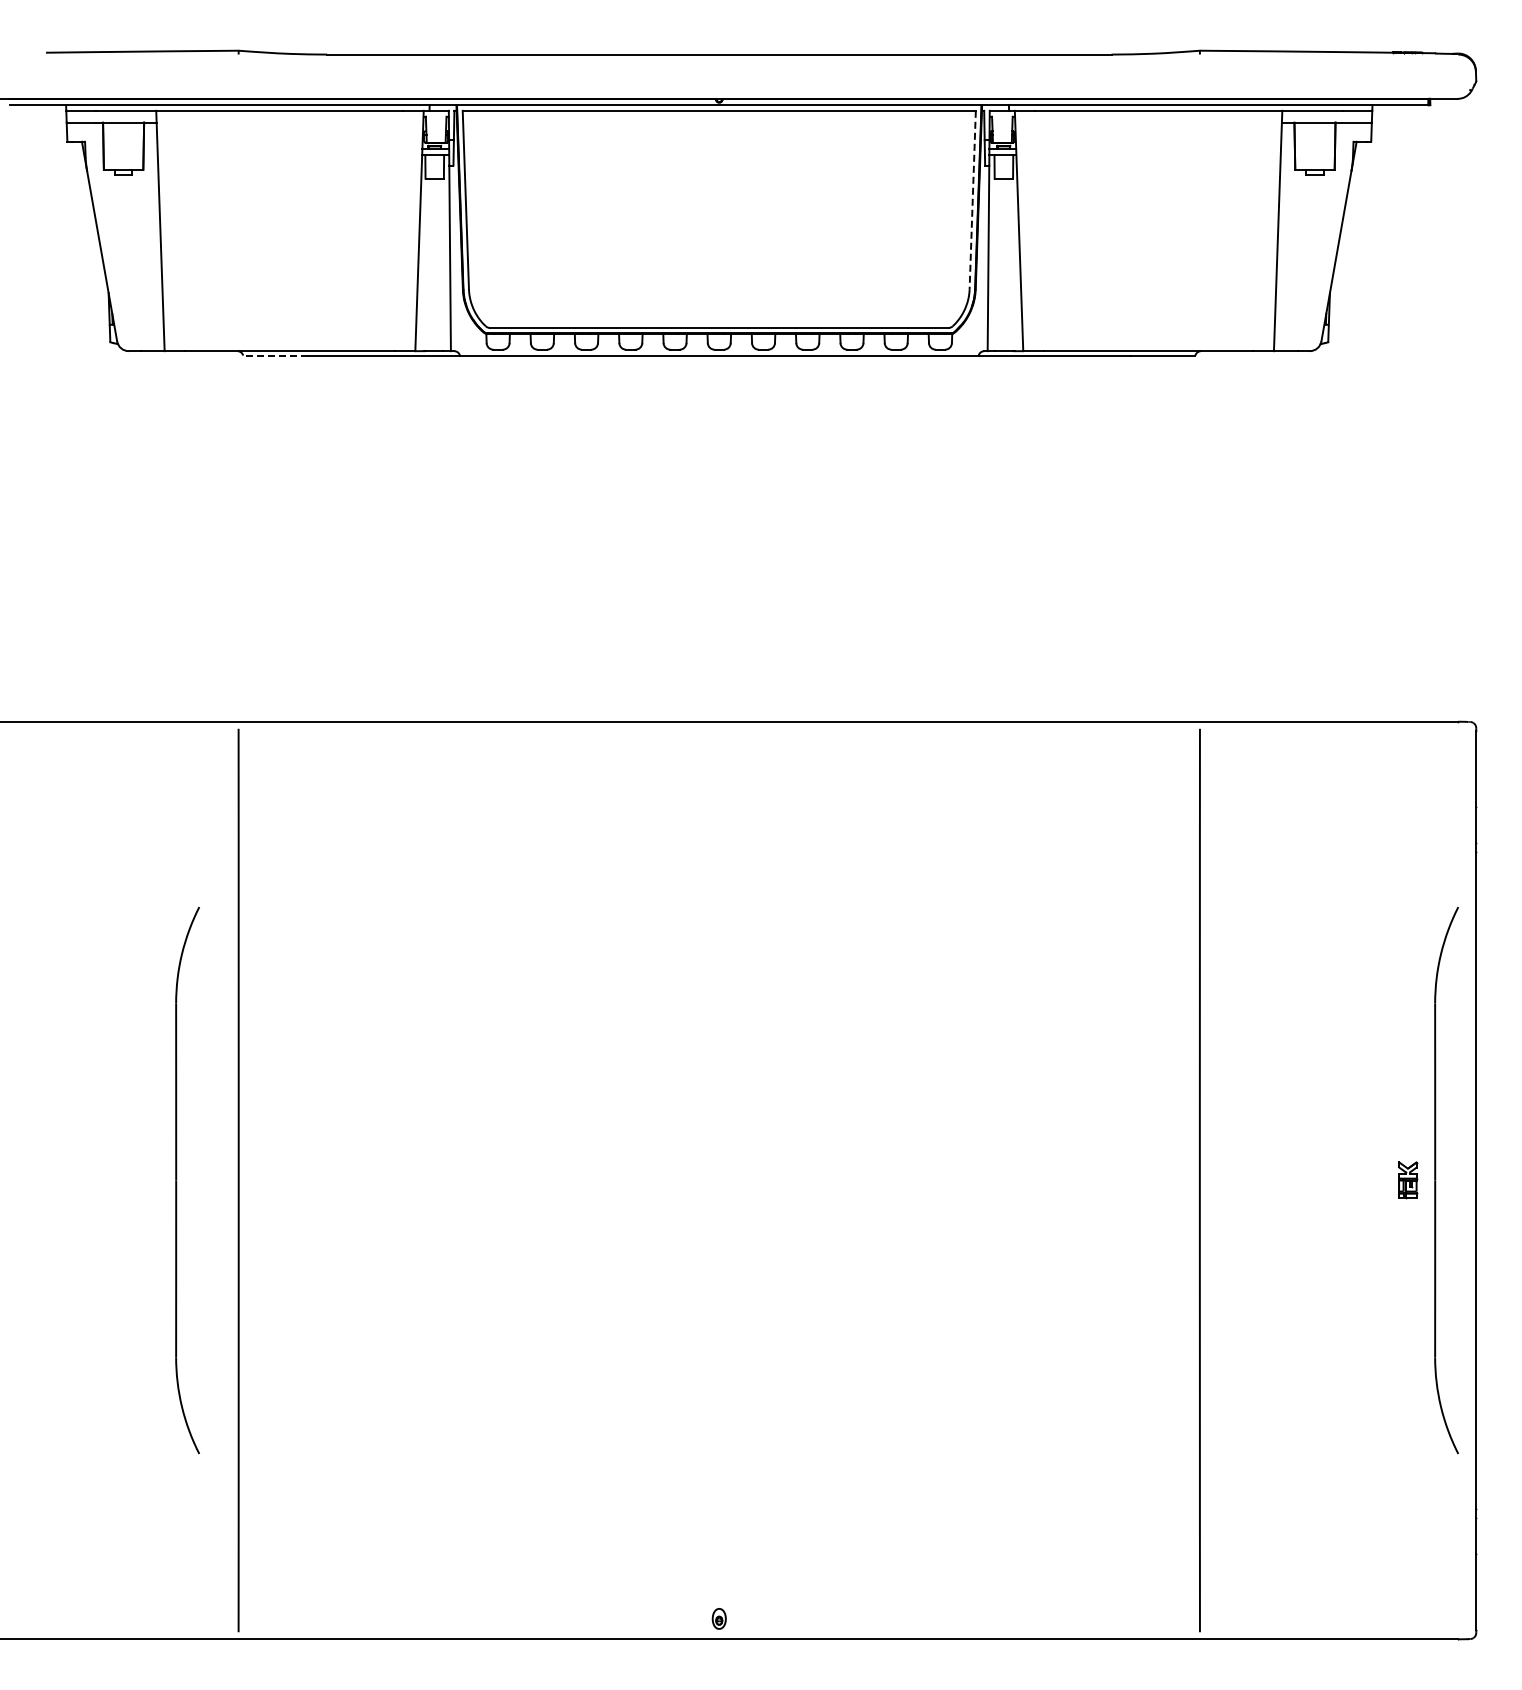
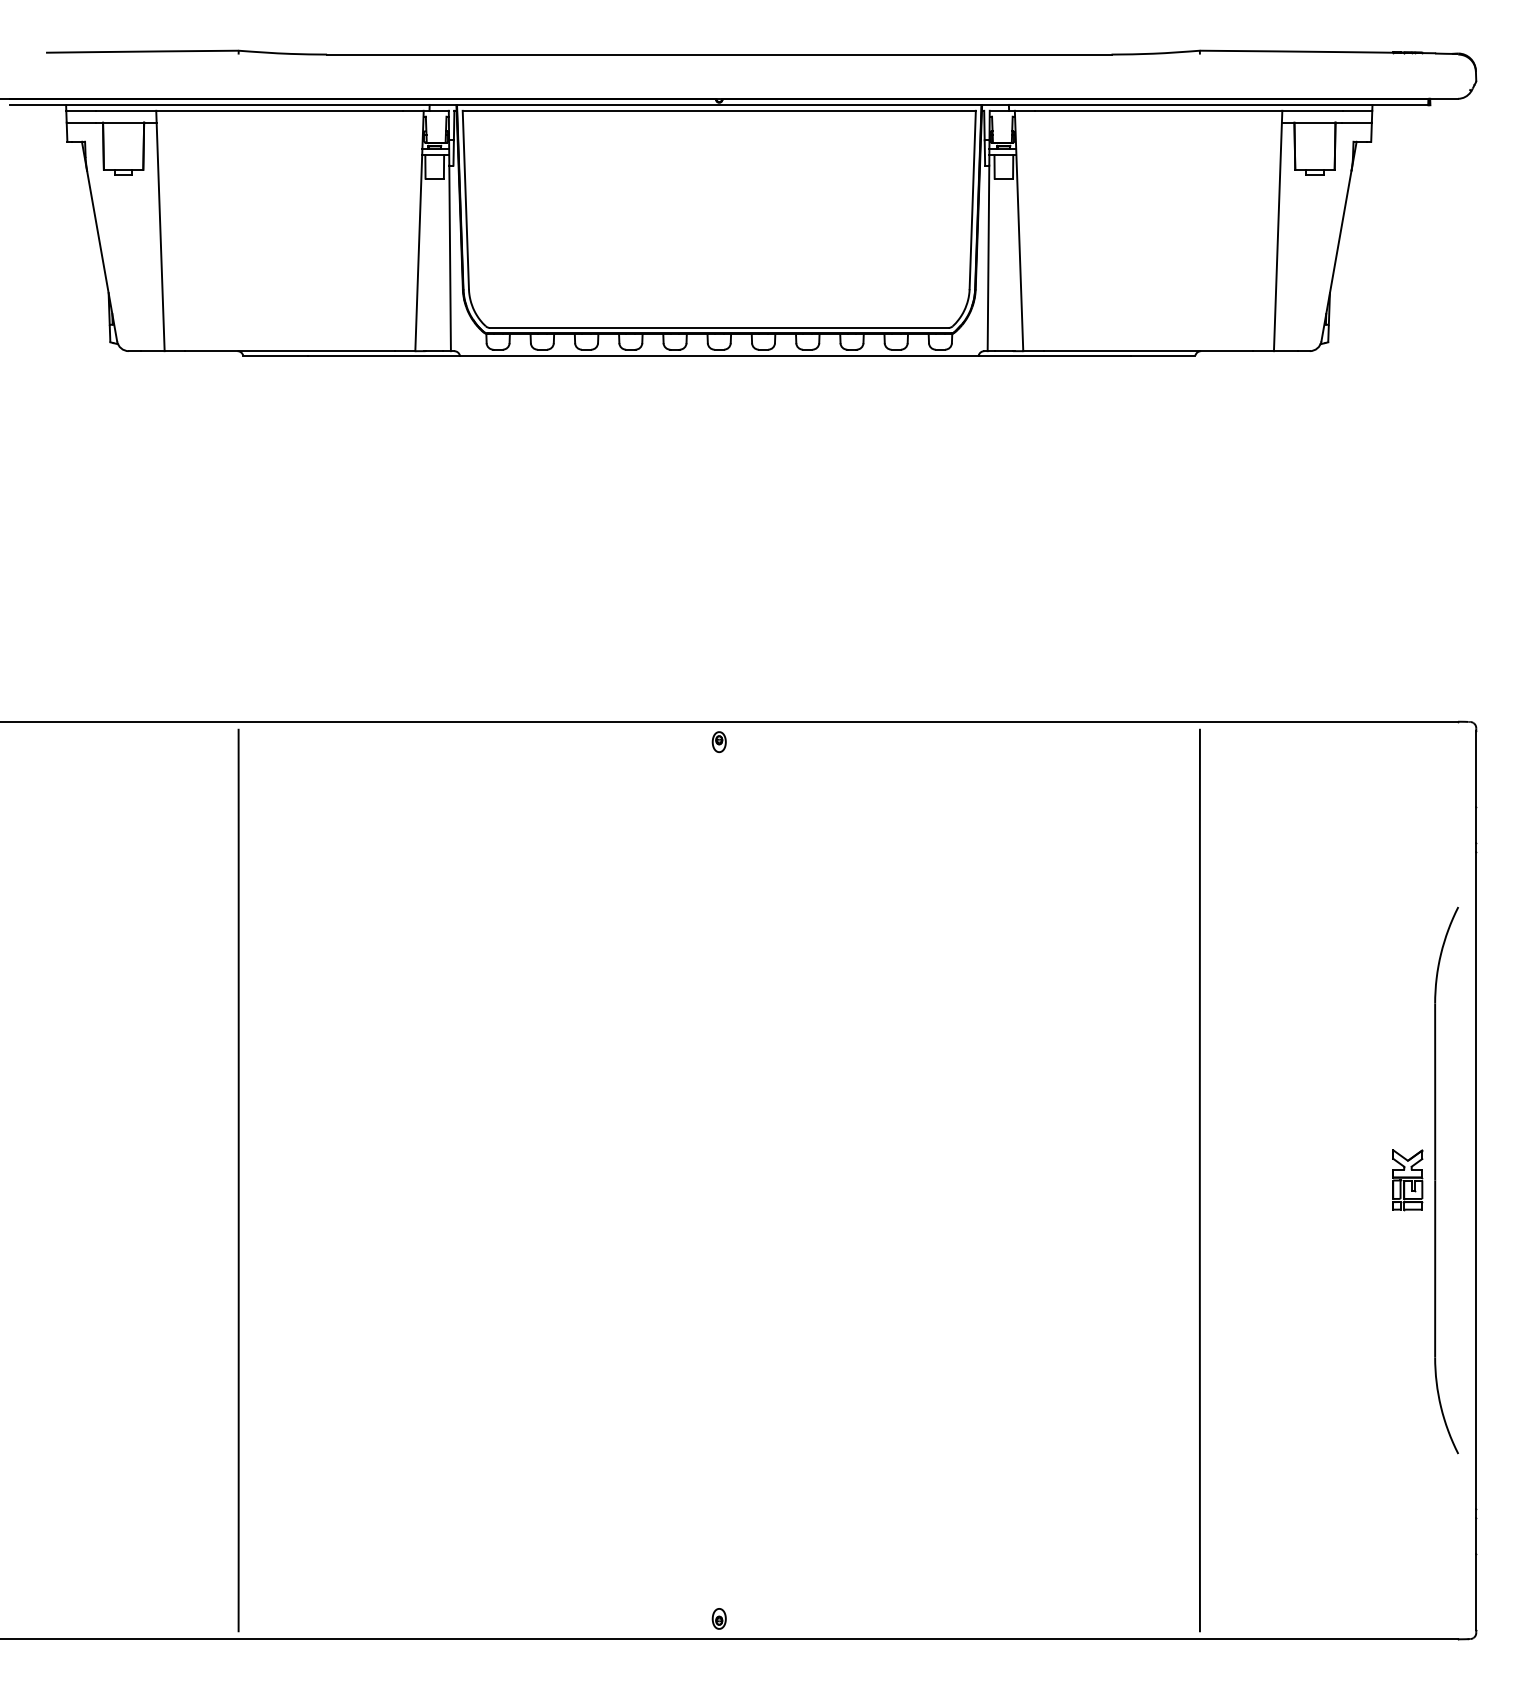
line: dashed -> solid (972, 200)
line: dashed -> solid (275, 355)
part: none -> present (718, 741)
part: present -> none (177, 1180)
part size: 21x39 px -> 32x63 px (1407, 1180)
